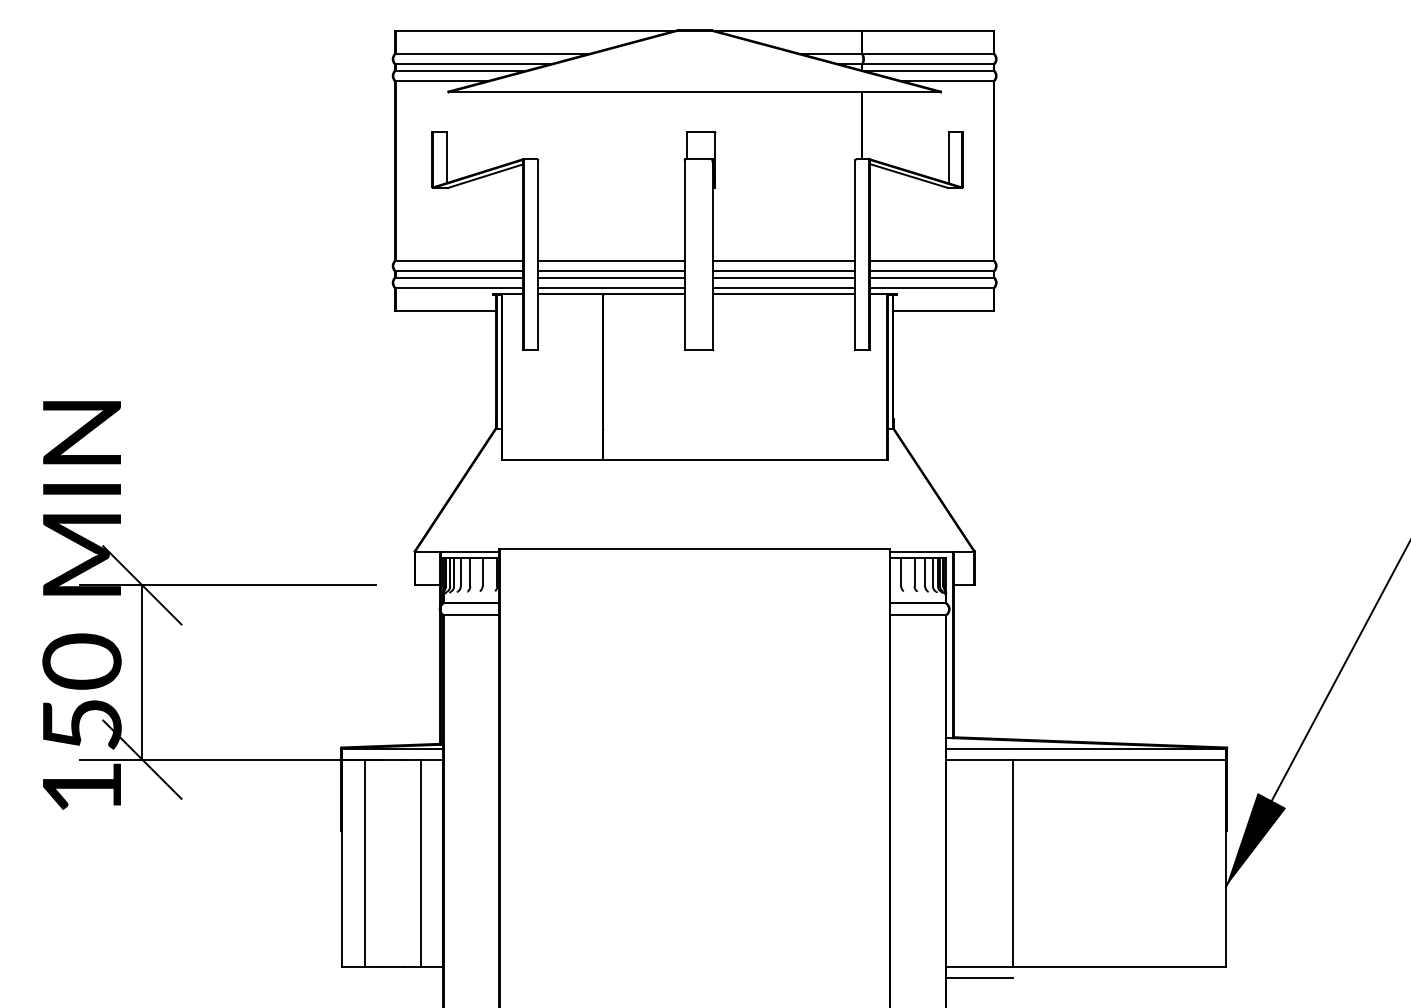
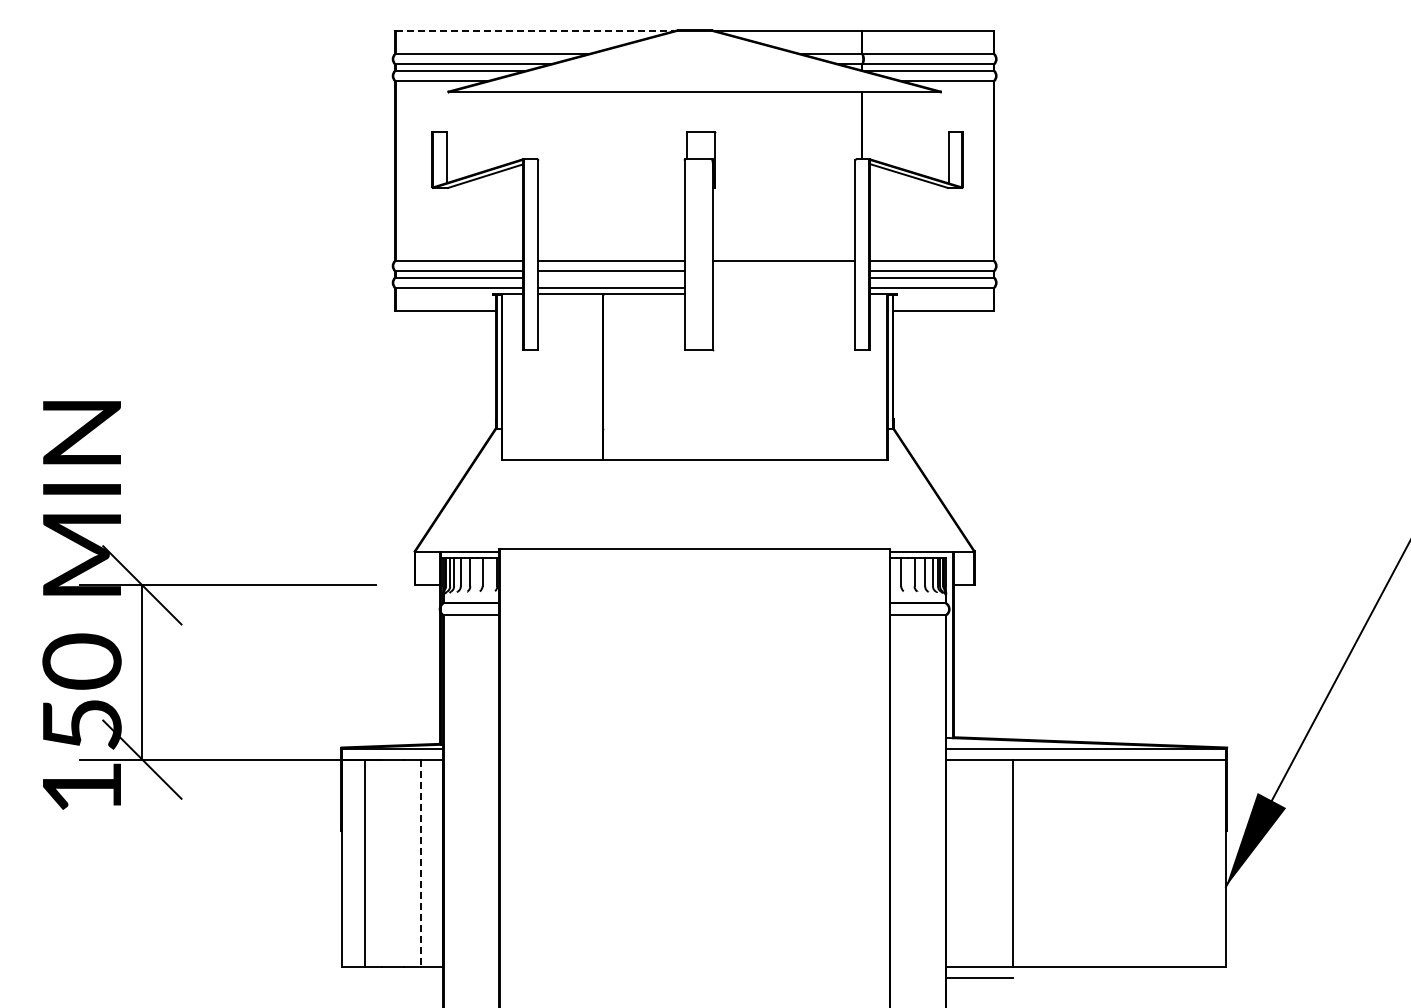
line: solid -> dashed (535, 31)
line: present -> none (783, 270)
line: present -> none (611, 277)
line: present -> none (783, 277)
line: present -> none (783, 287)
line: present -> none (783, 294)
line: solid -> dashed (420, 863)
